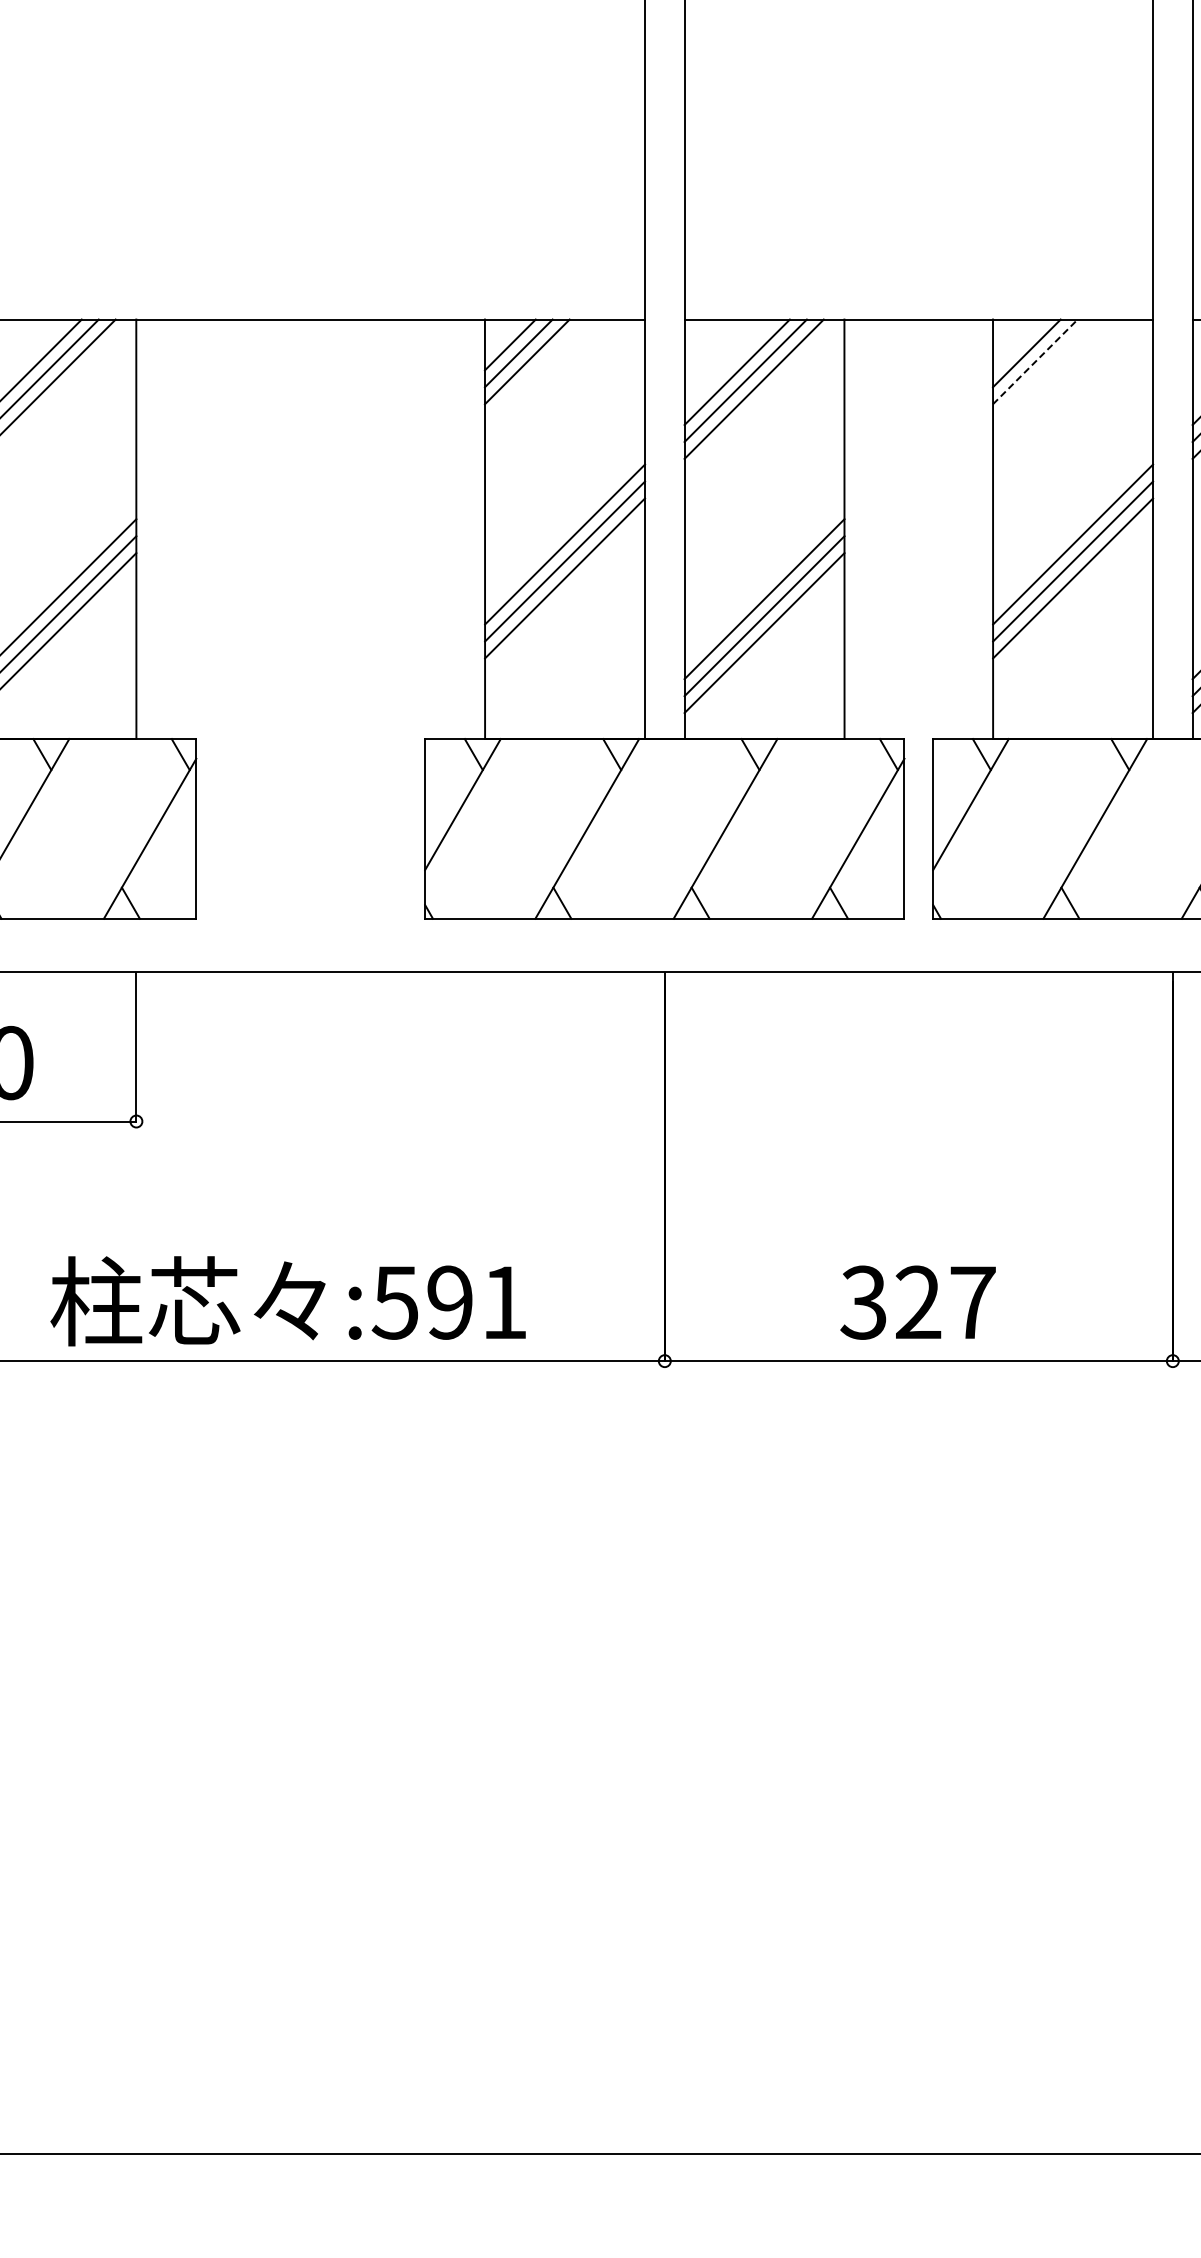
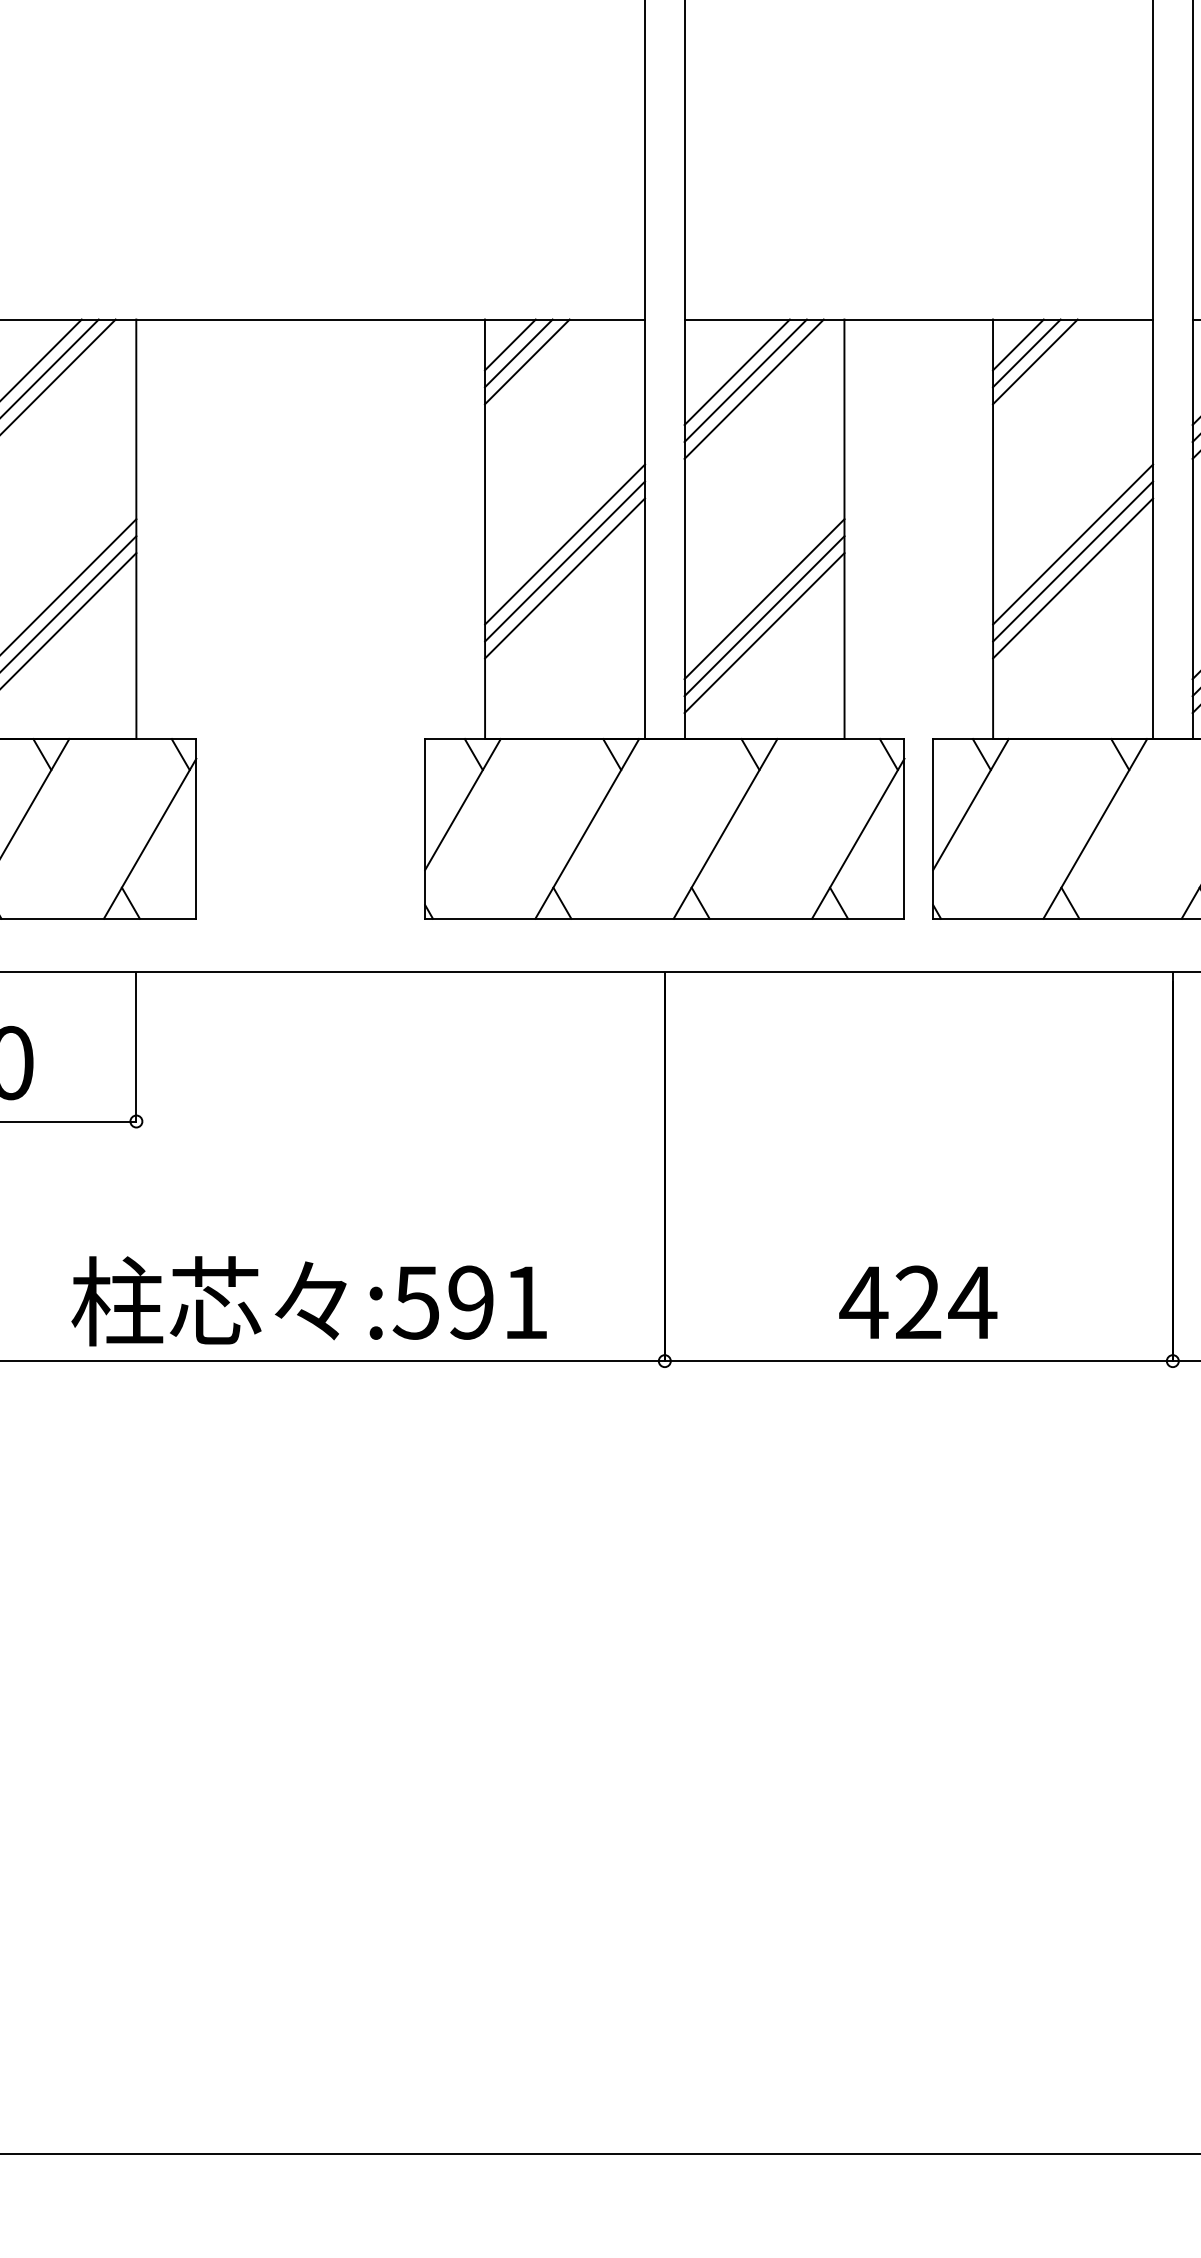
line: none -> present (1018, 344)
line: dashed -> solid (1035, 361)
text position: (287, 1301) -> (308, 1301) (308, 1301)
text: 327 -> 424 (918, 1302)
